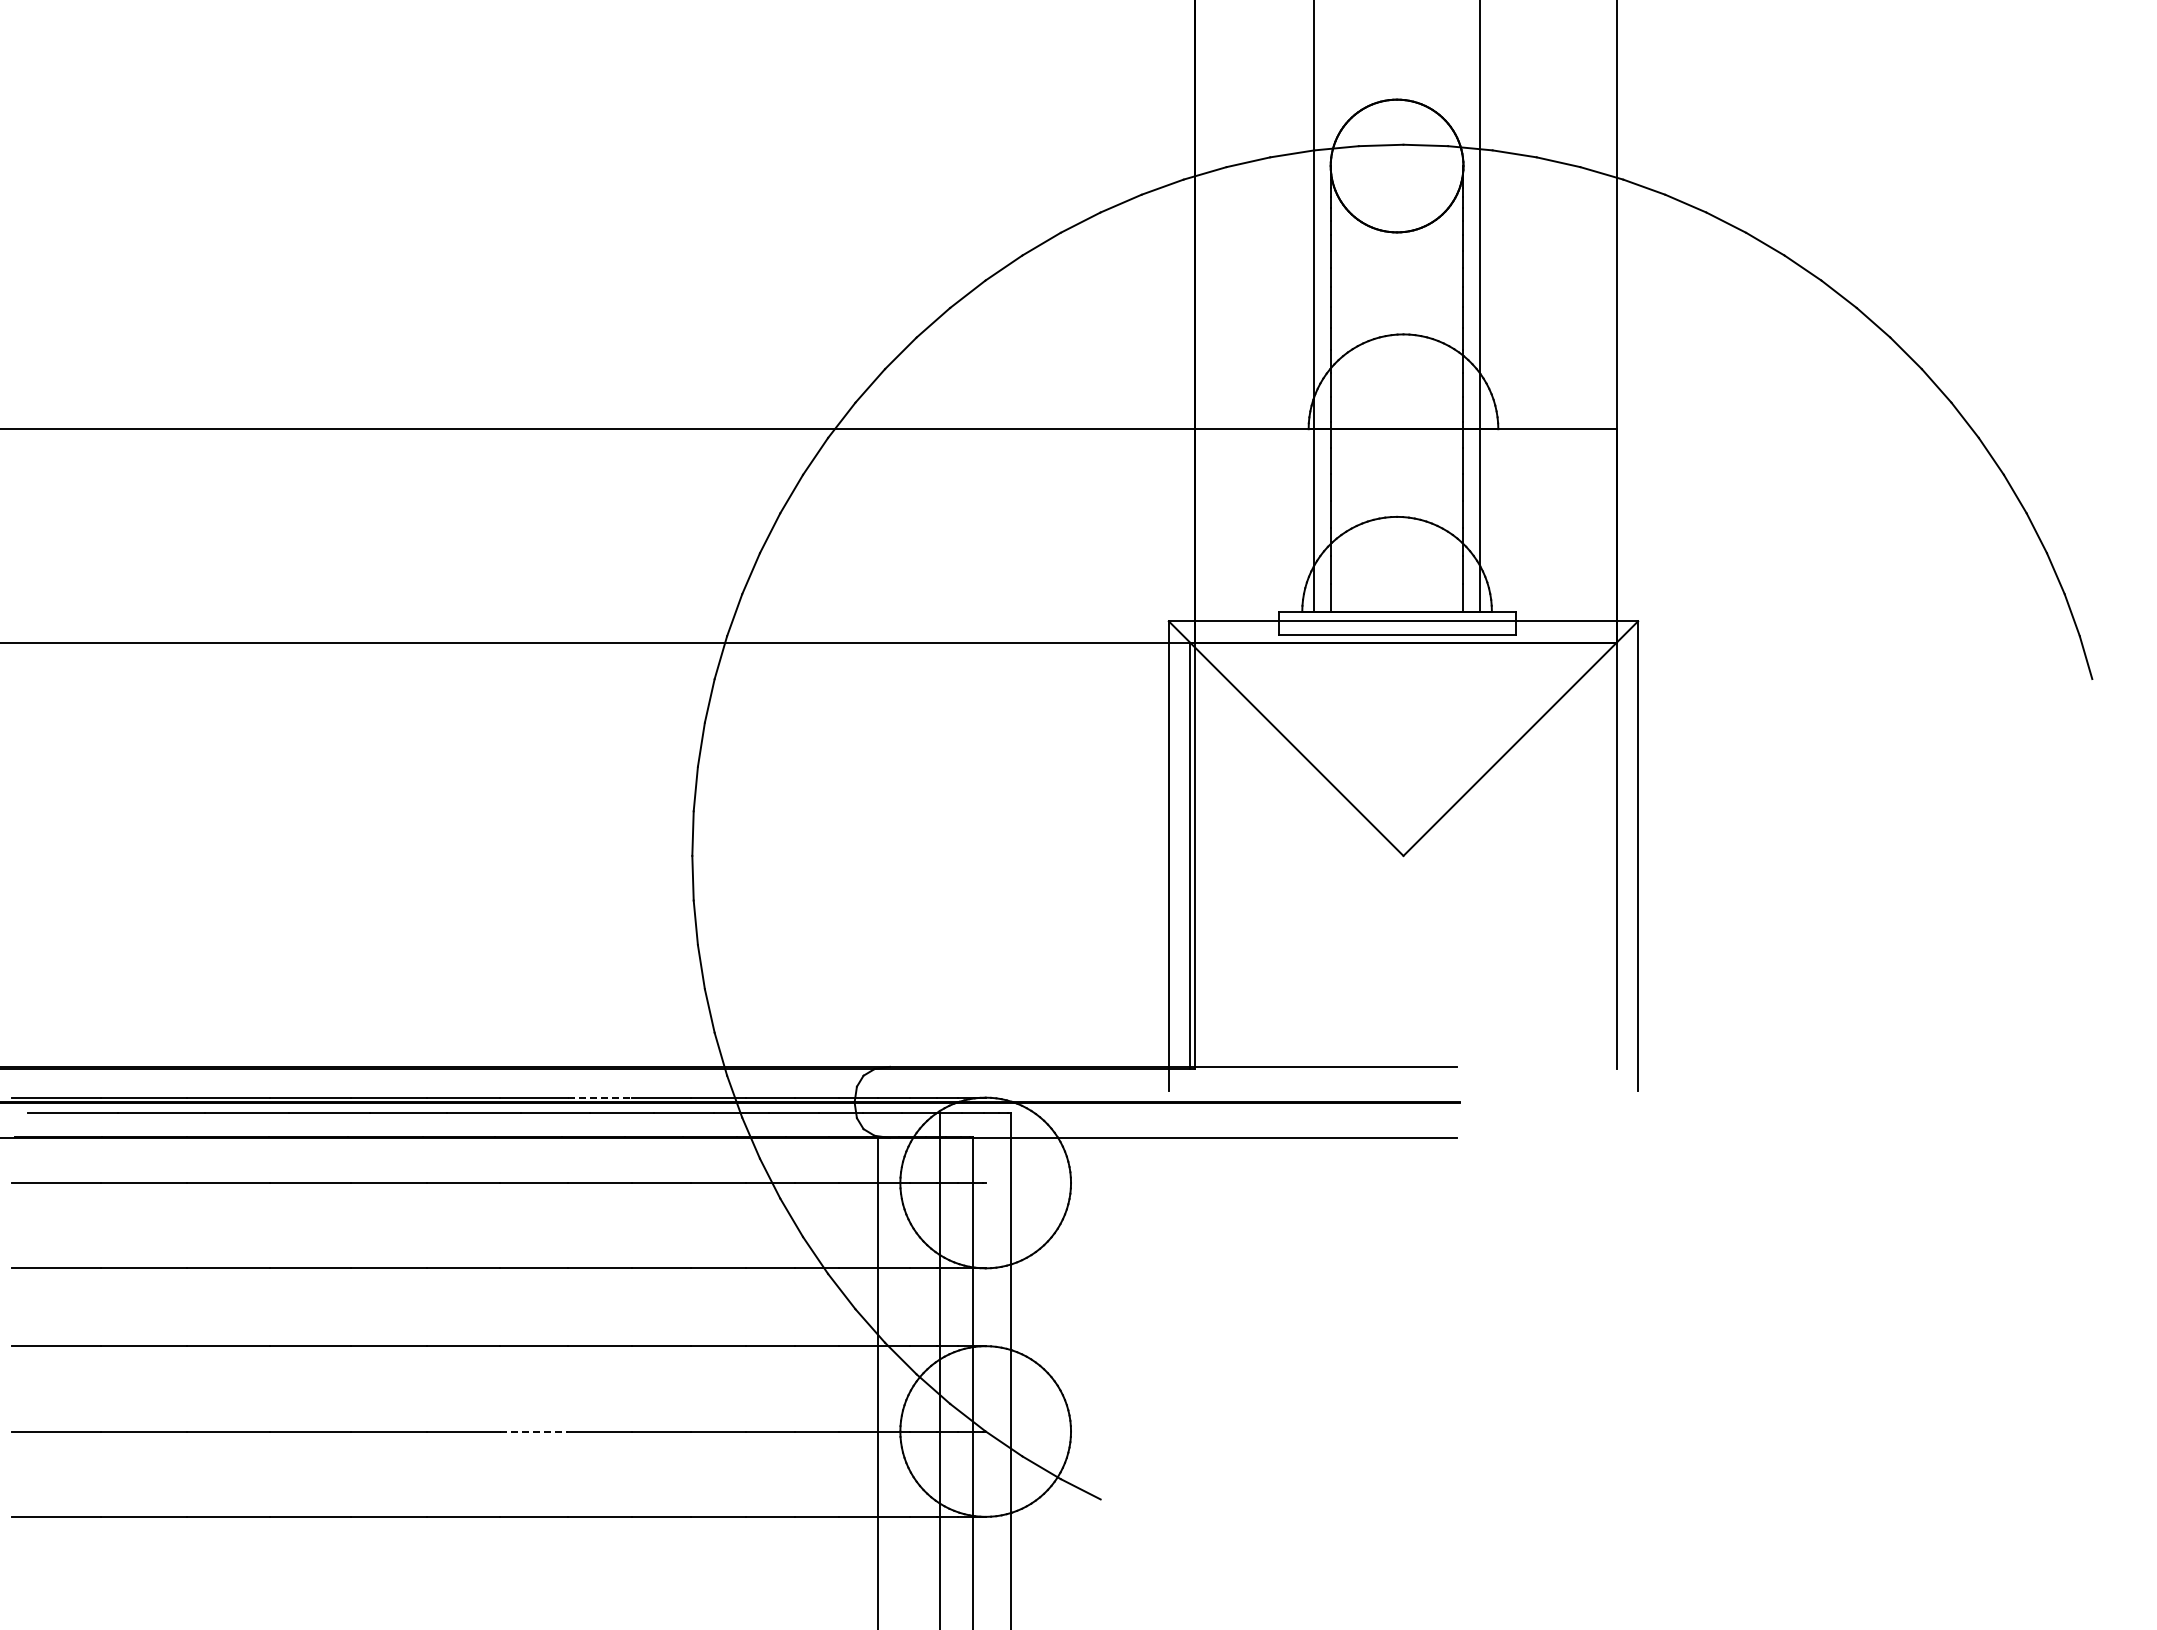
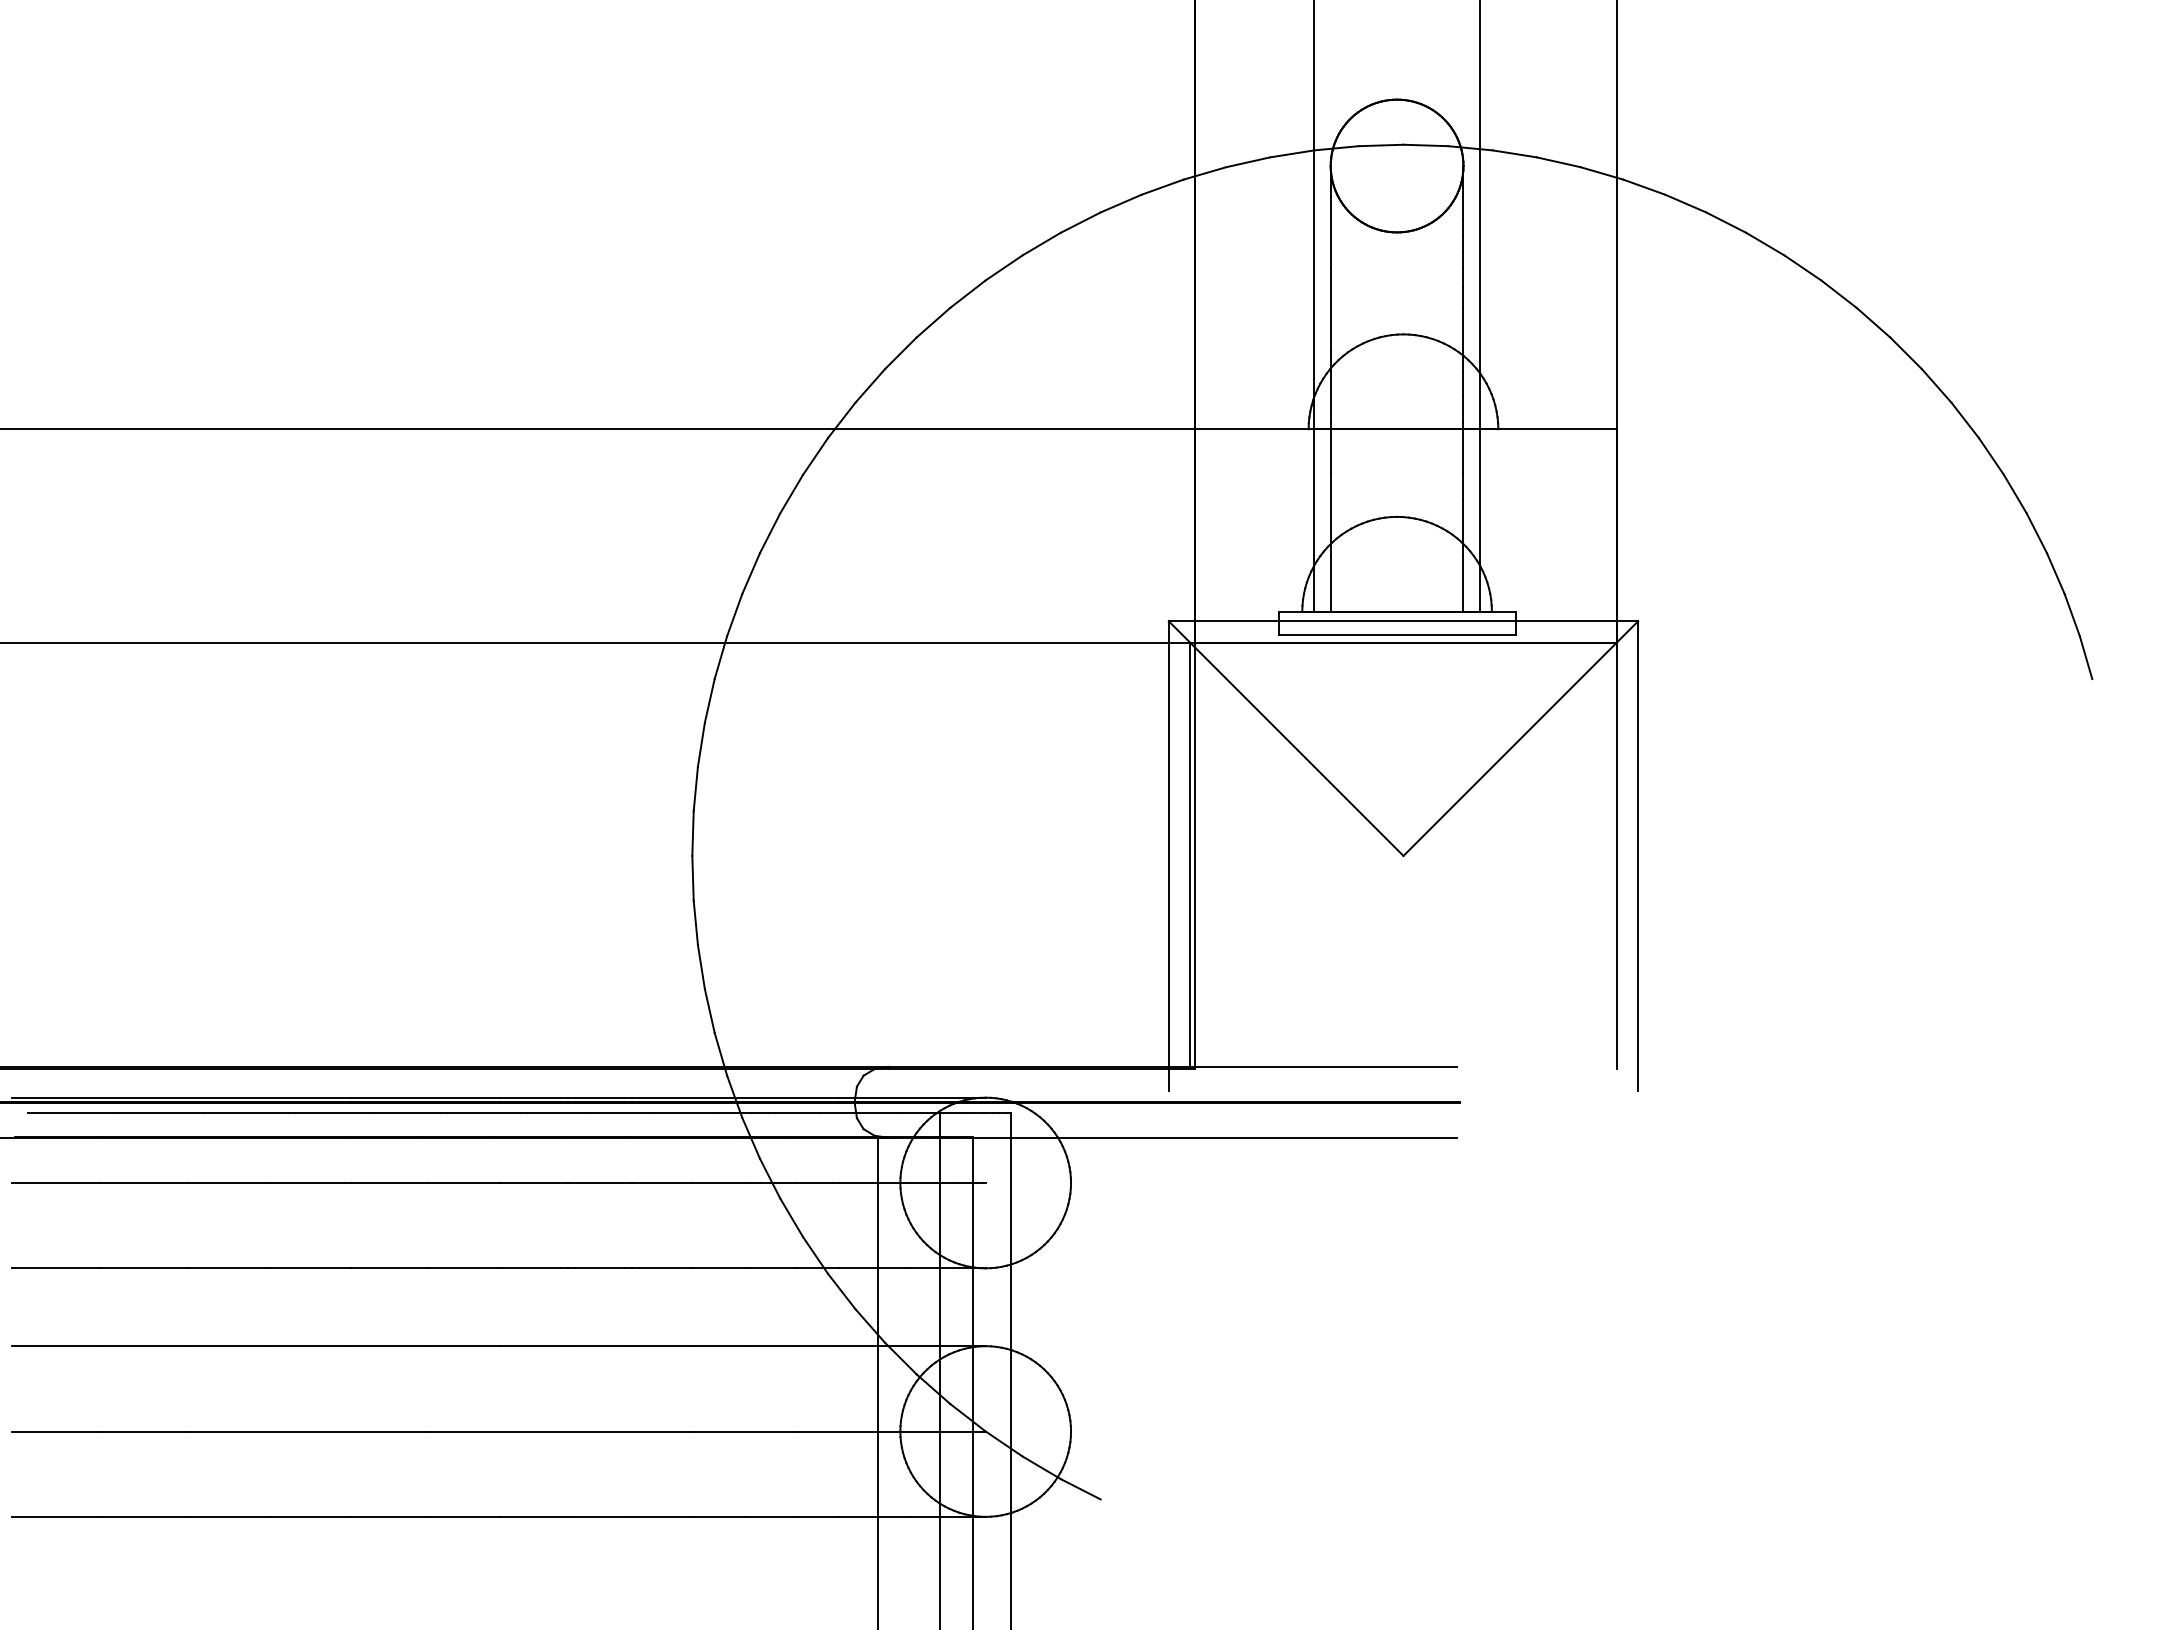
line: dashed -> solid (600, 1097)
line: dashed -> solid (534, 1431)
